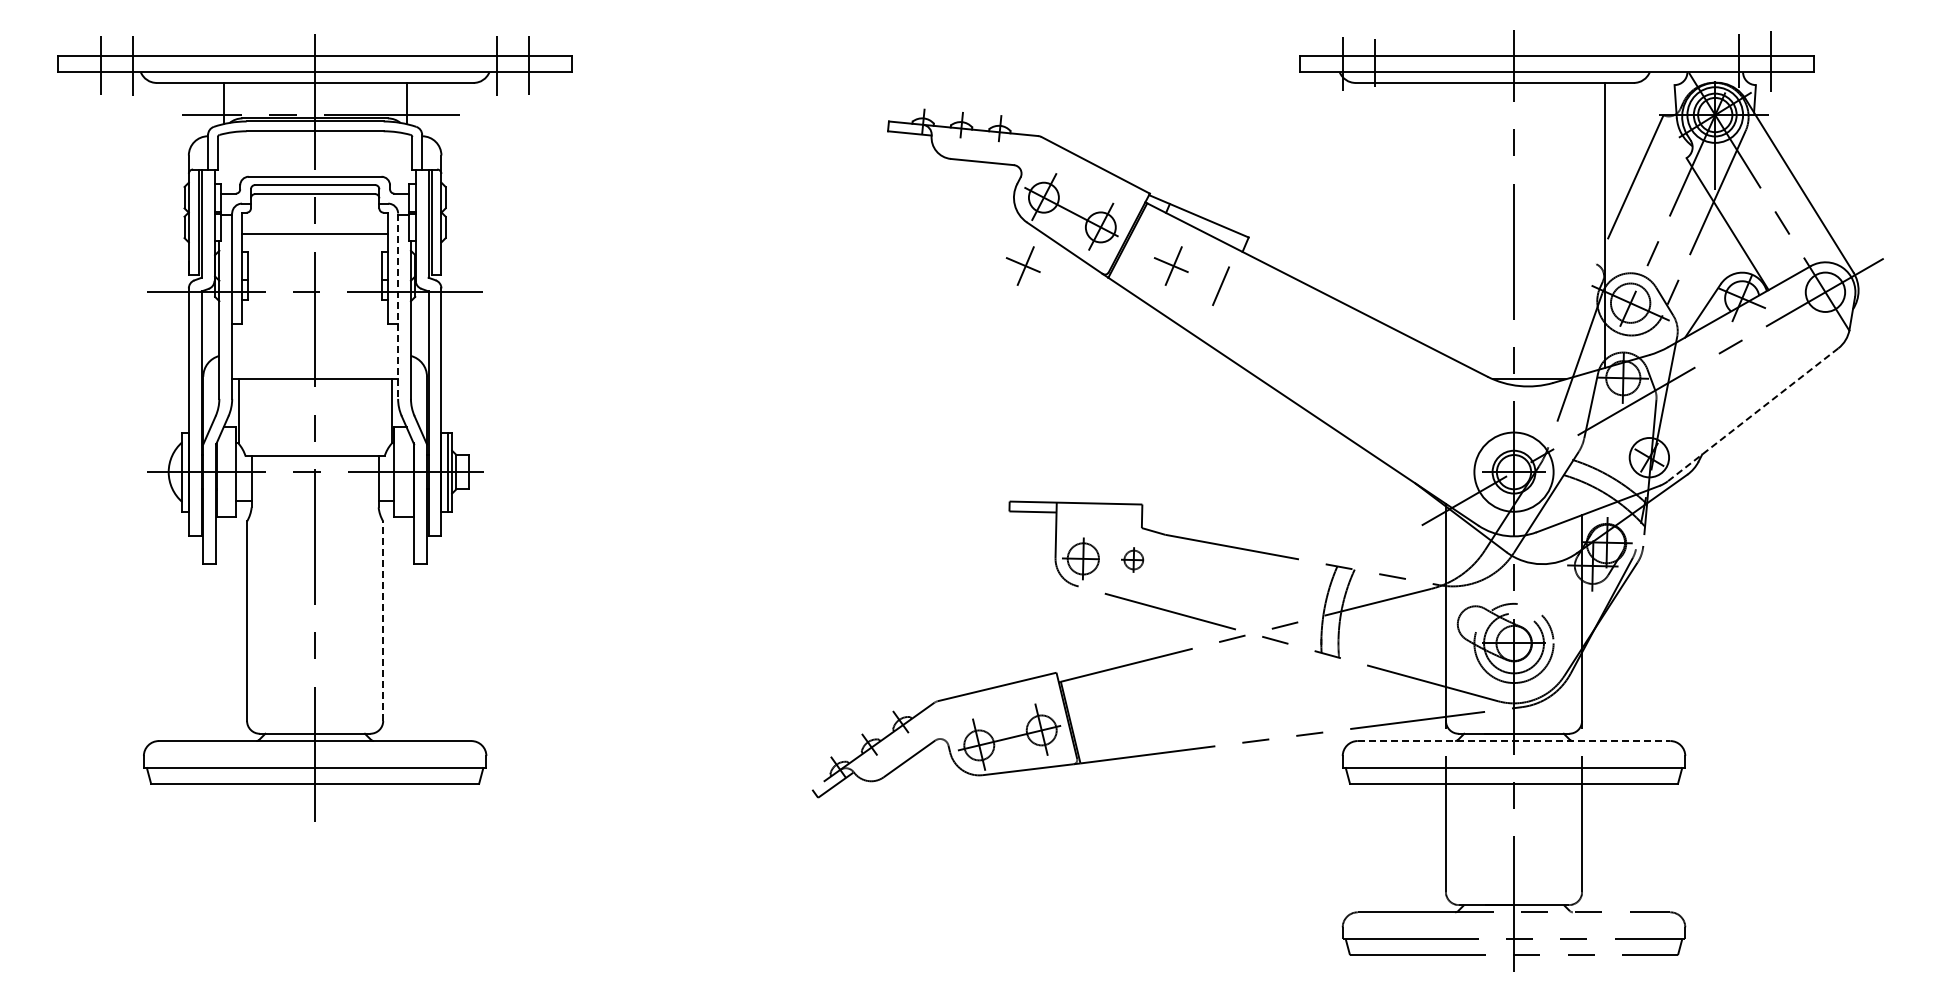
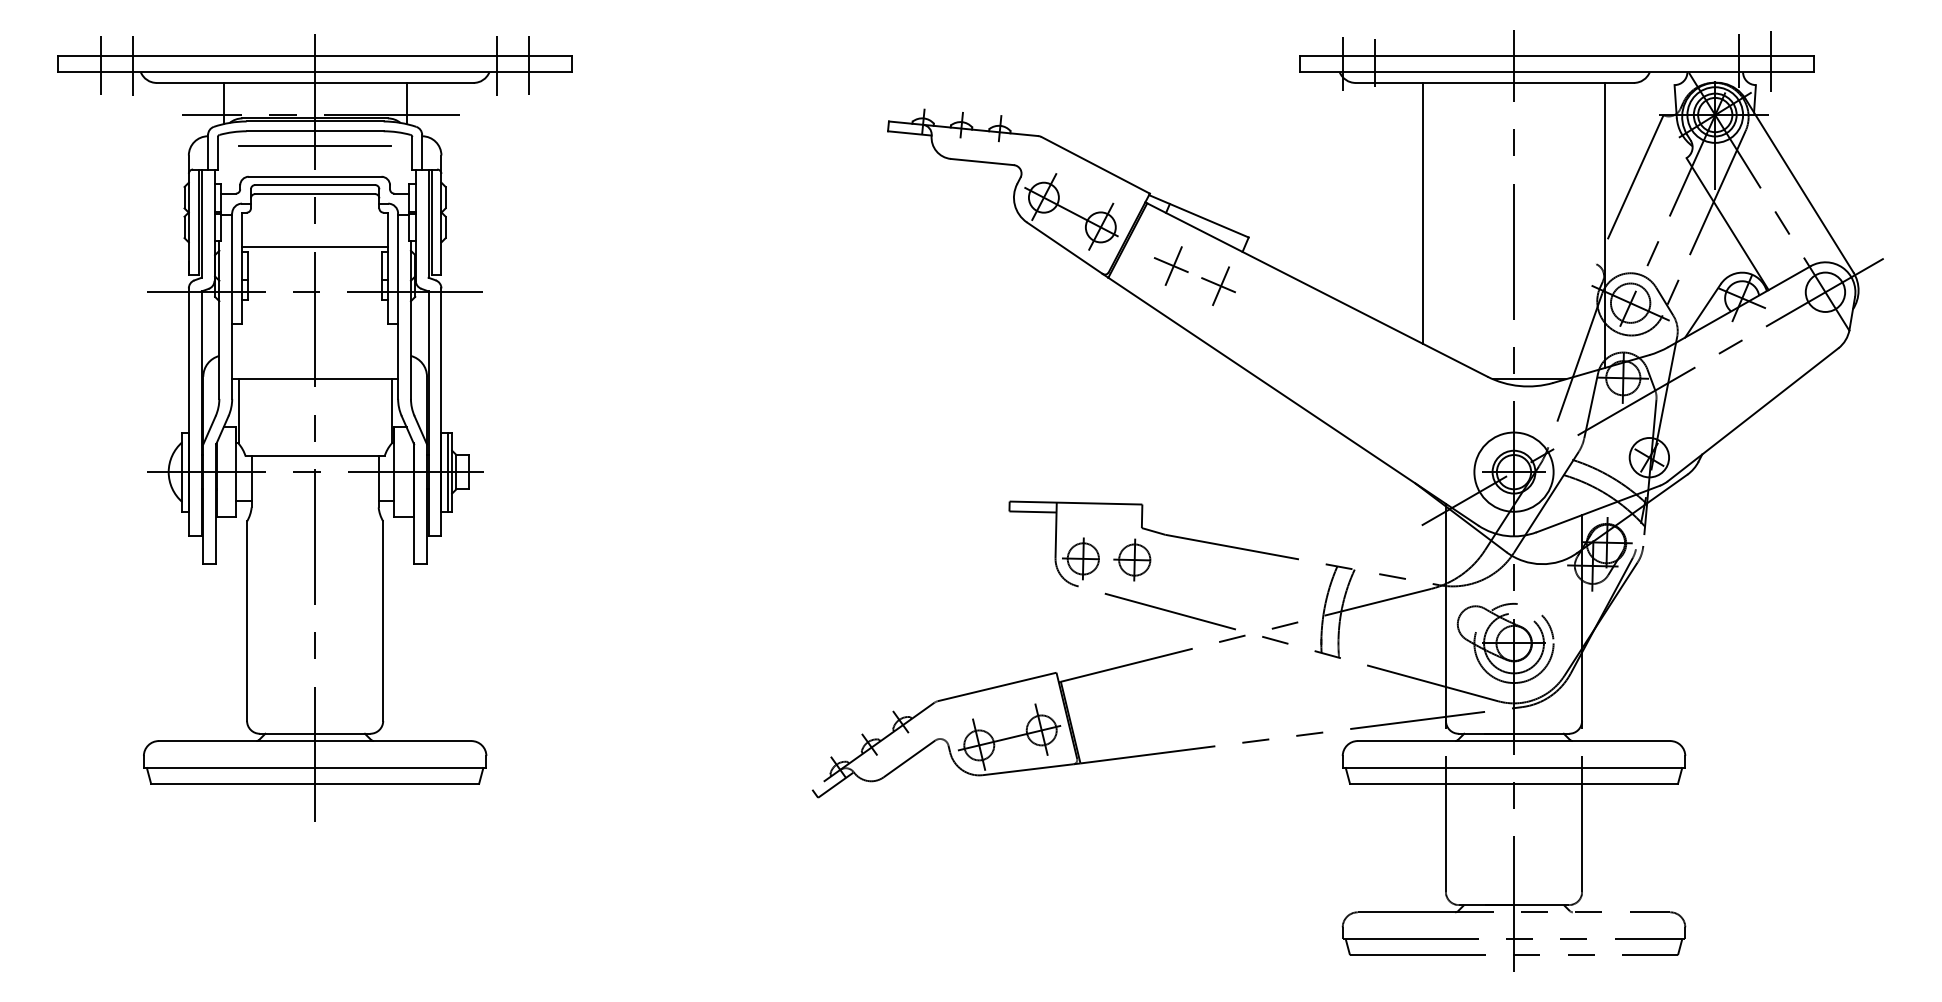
line: none -> present (314, 145)
line: none -> present (1422, 212)
line position: (315, 233) -> (315, 246) (315, 246)
part: present -> none (1022, 265)
line: none -> present (1218, 284)
line: dashed -> solid (398, 306)
line: dashed -> solid (1752, 415)
part size: 24x26 px -> 39x44 px (1132, 559)
line: dashed -> solid (383, 621)
line: dashed -> solid (1514, 741)
